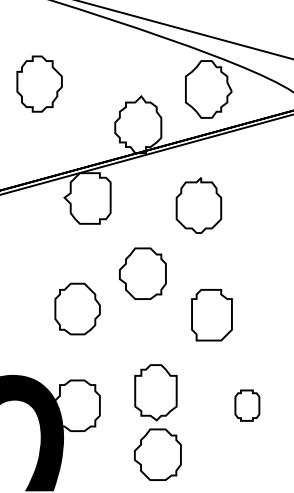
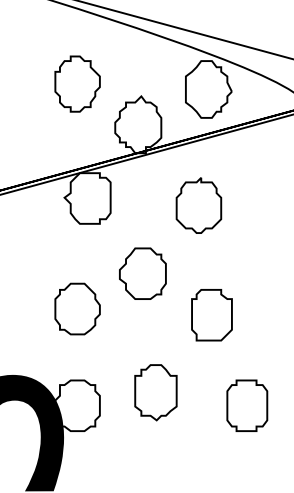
part position: (39, 83) -> (77, 83) (77, 83)
part size: 27x33 px -> 43x53 px (247, 405)
part: present -> none (157, 454)
